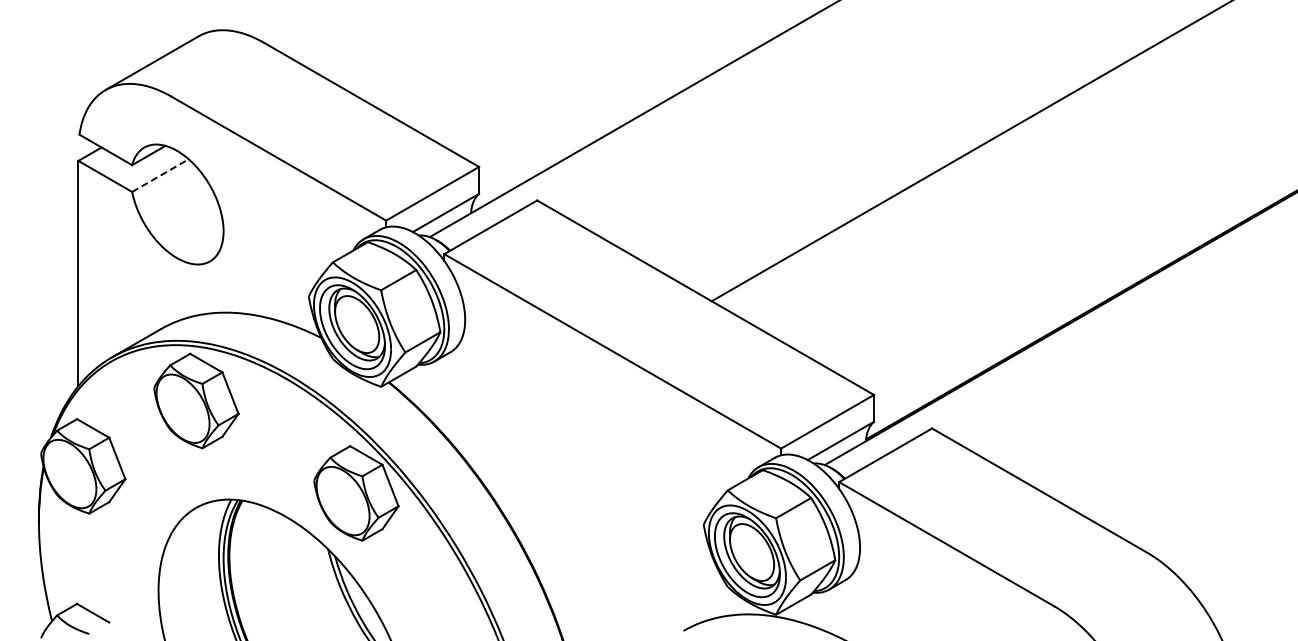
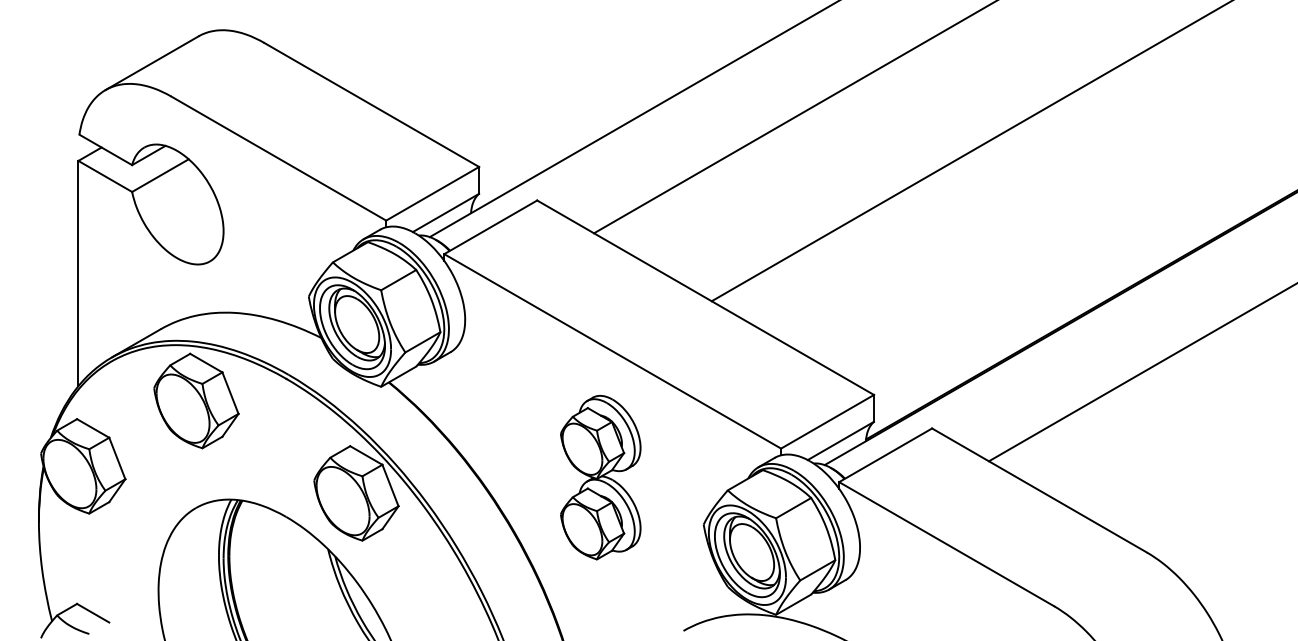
line: none -> present (794, 117)
line: dashed -> solid (160, 175)
line: none -> present (1141, 372)
part: none -> present (600, 477)
